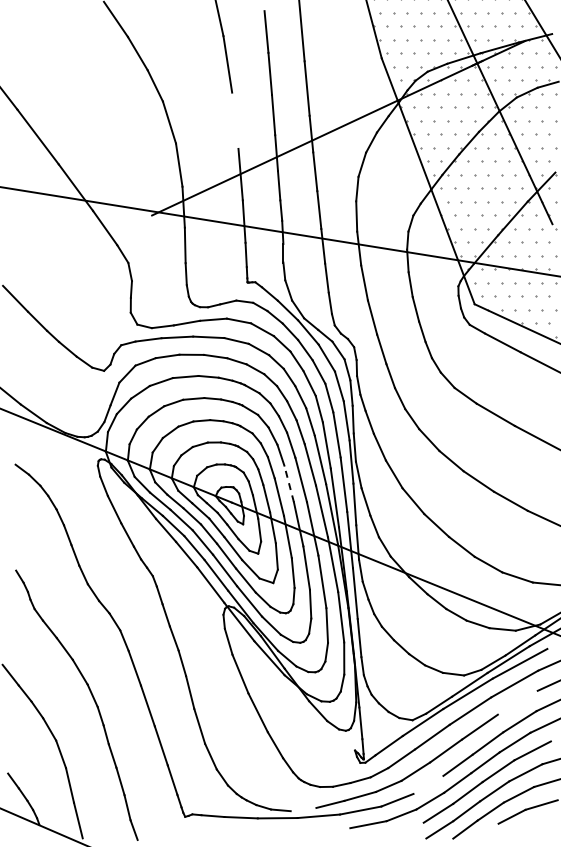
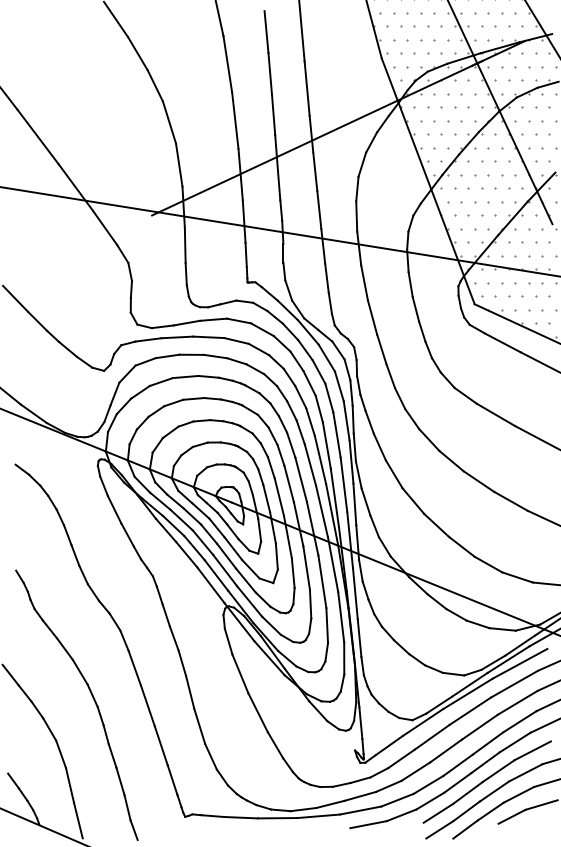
line: none -> present (235, 120)
line: dashed -> solid (289, 483)
line: none -> present (517, 702)
line: none -> present (428, 784)
line: none -> present (303, 809)
